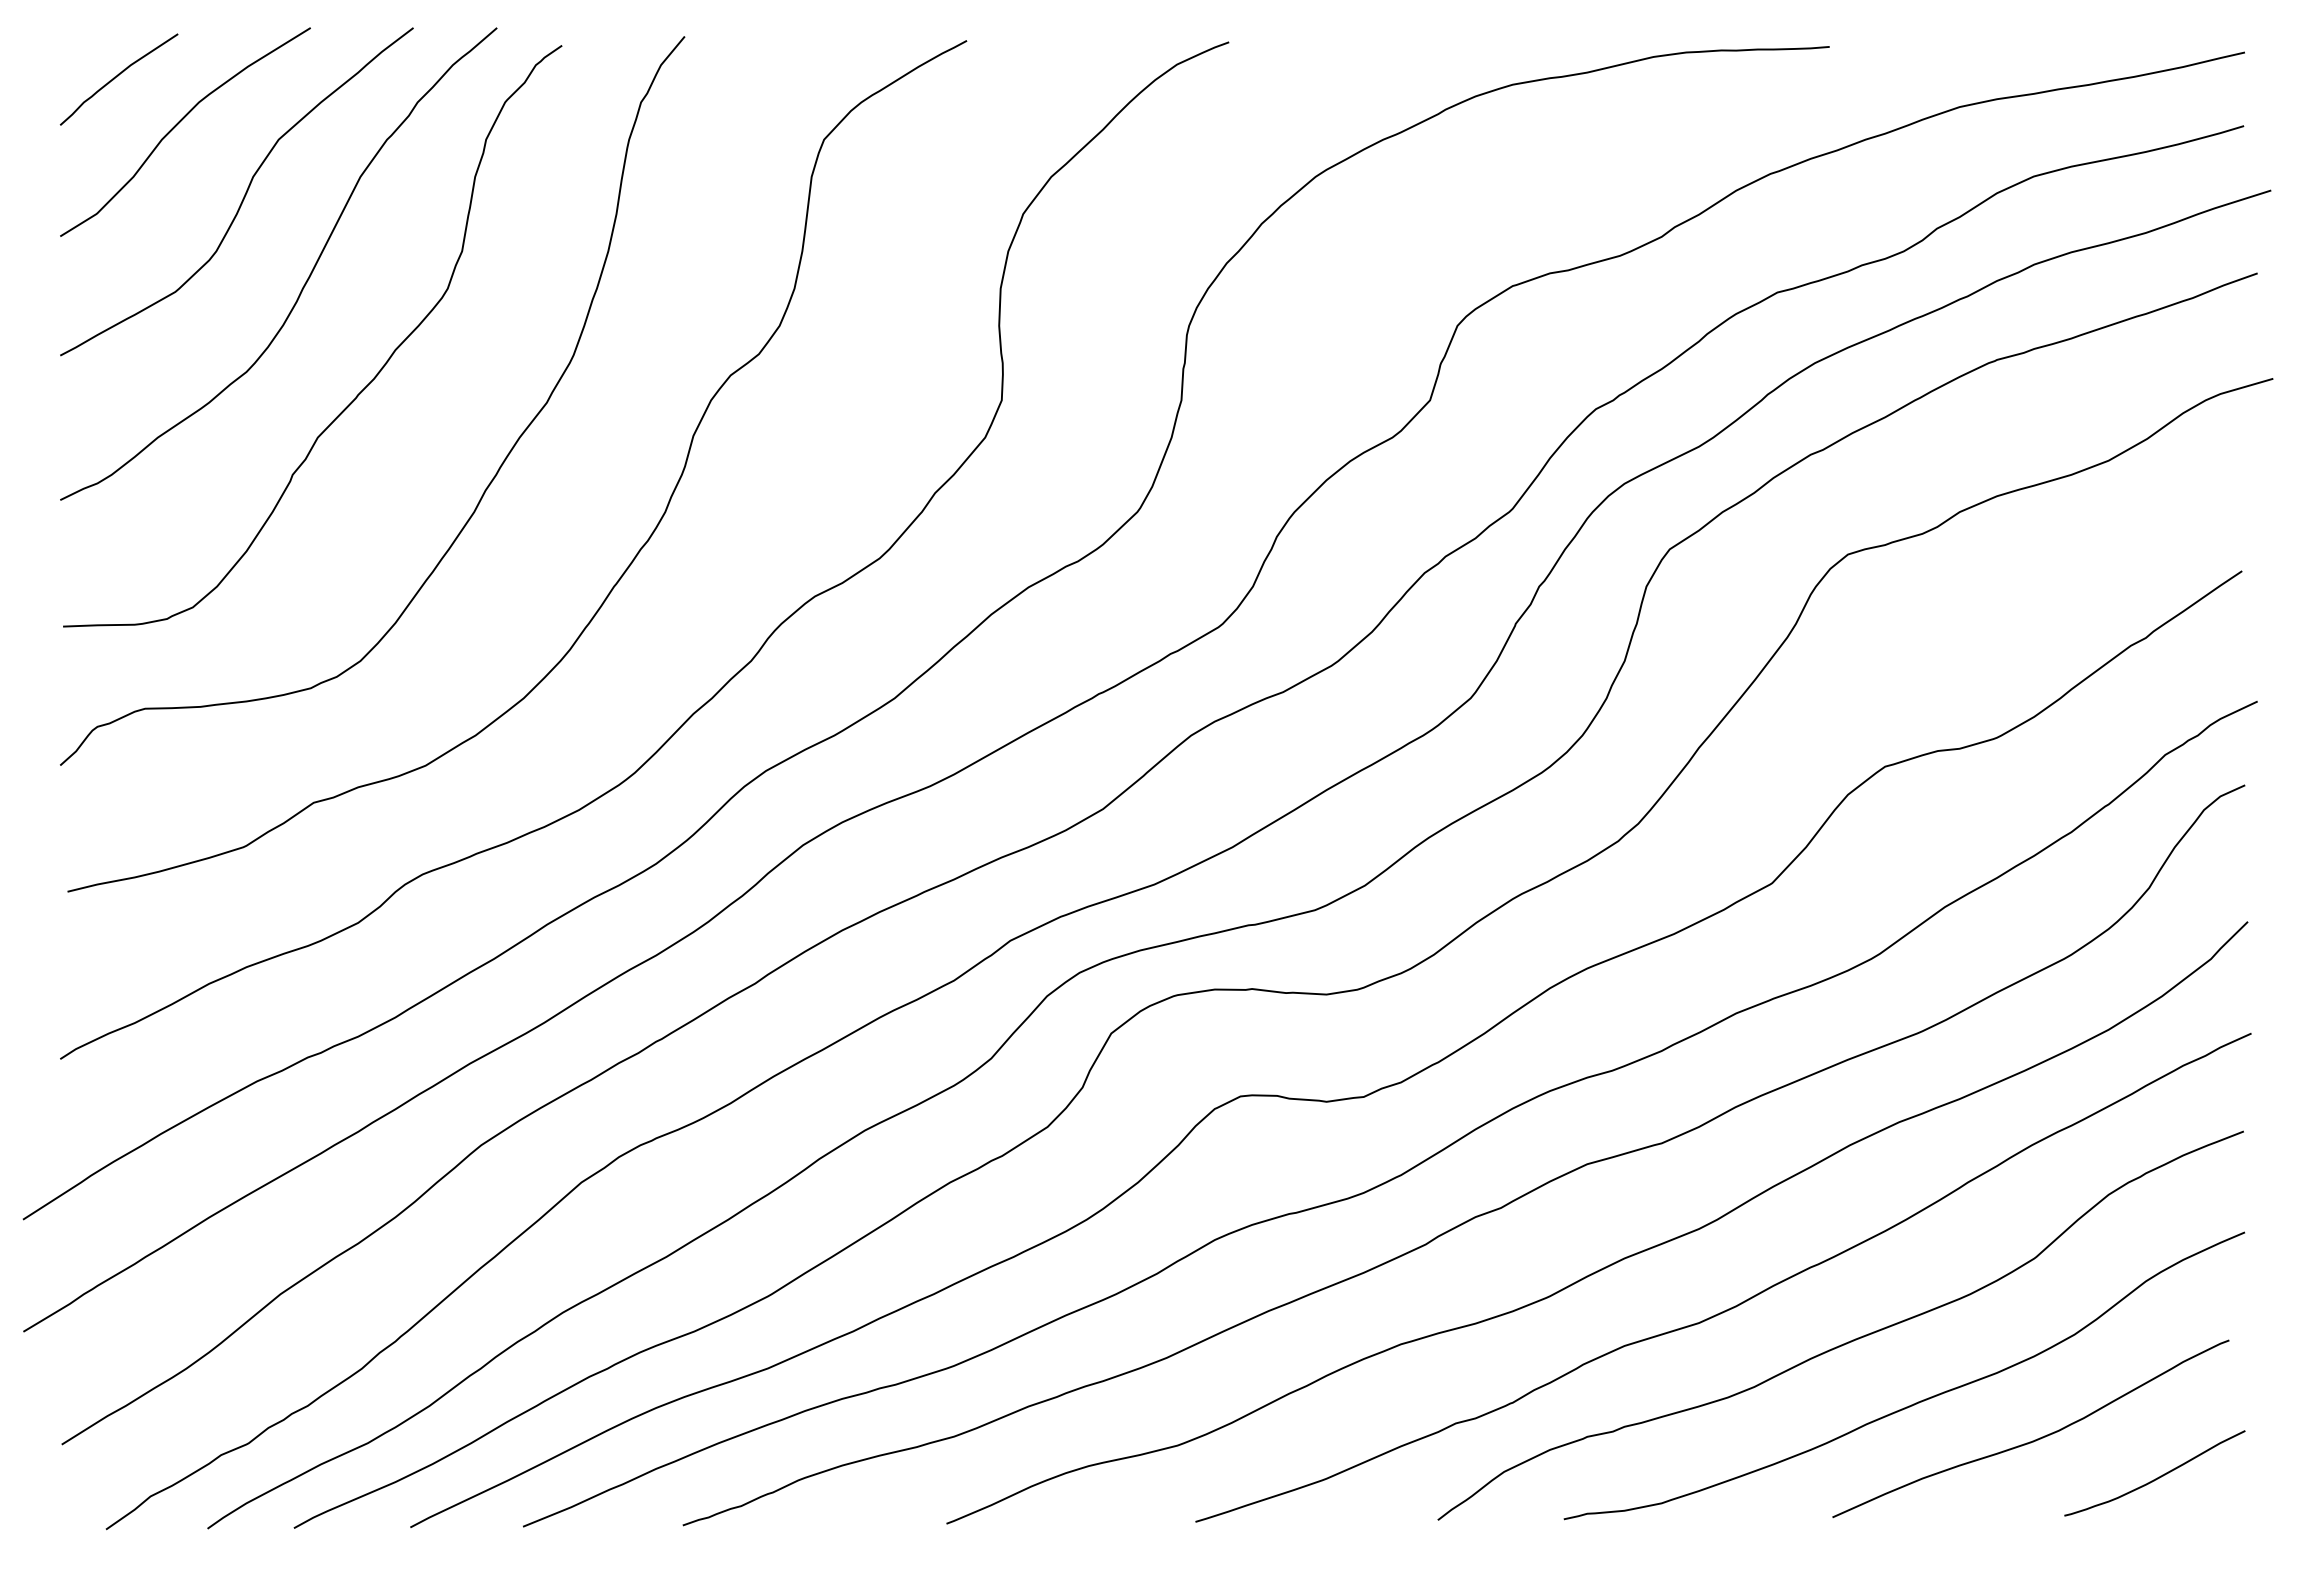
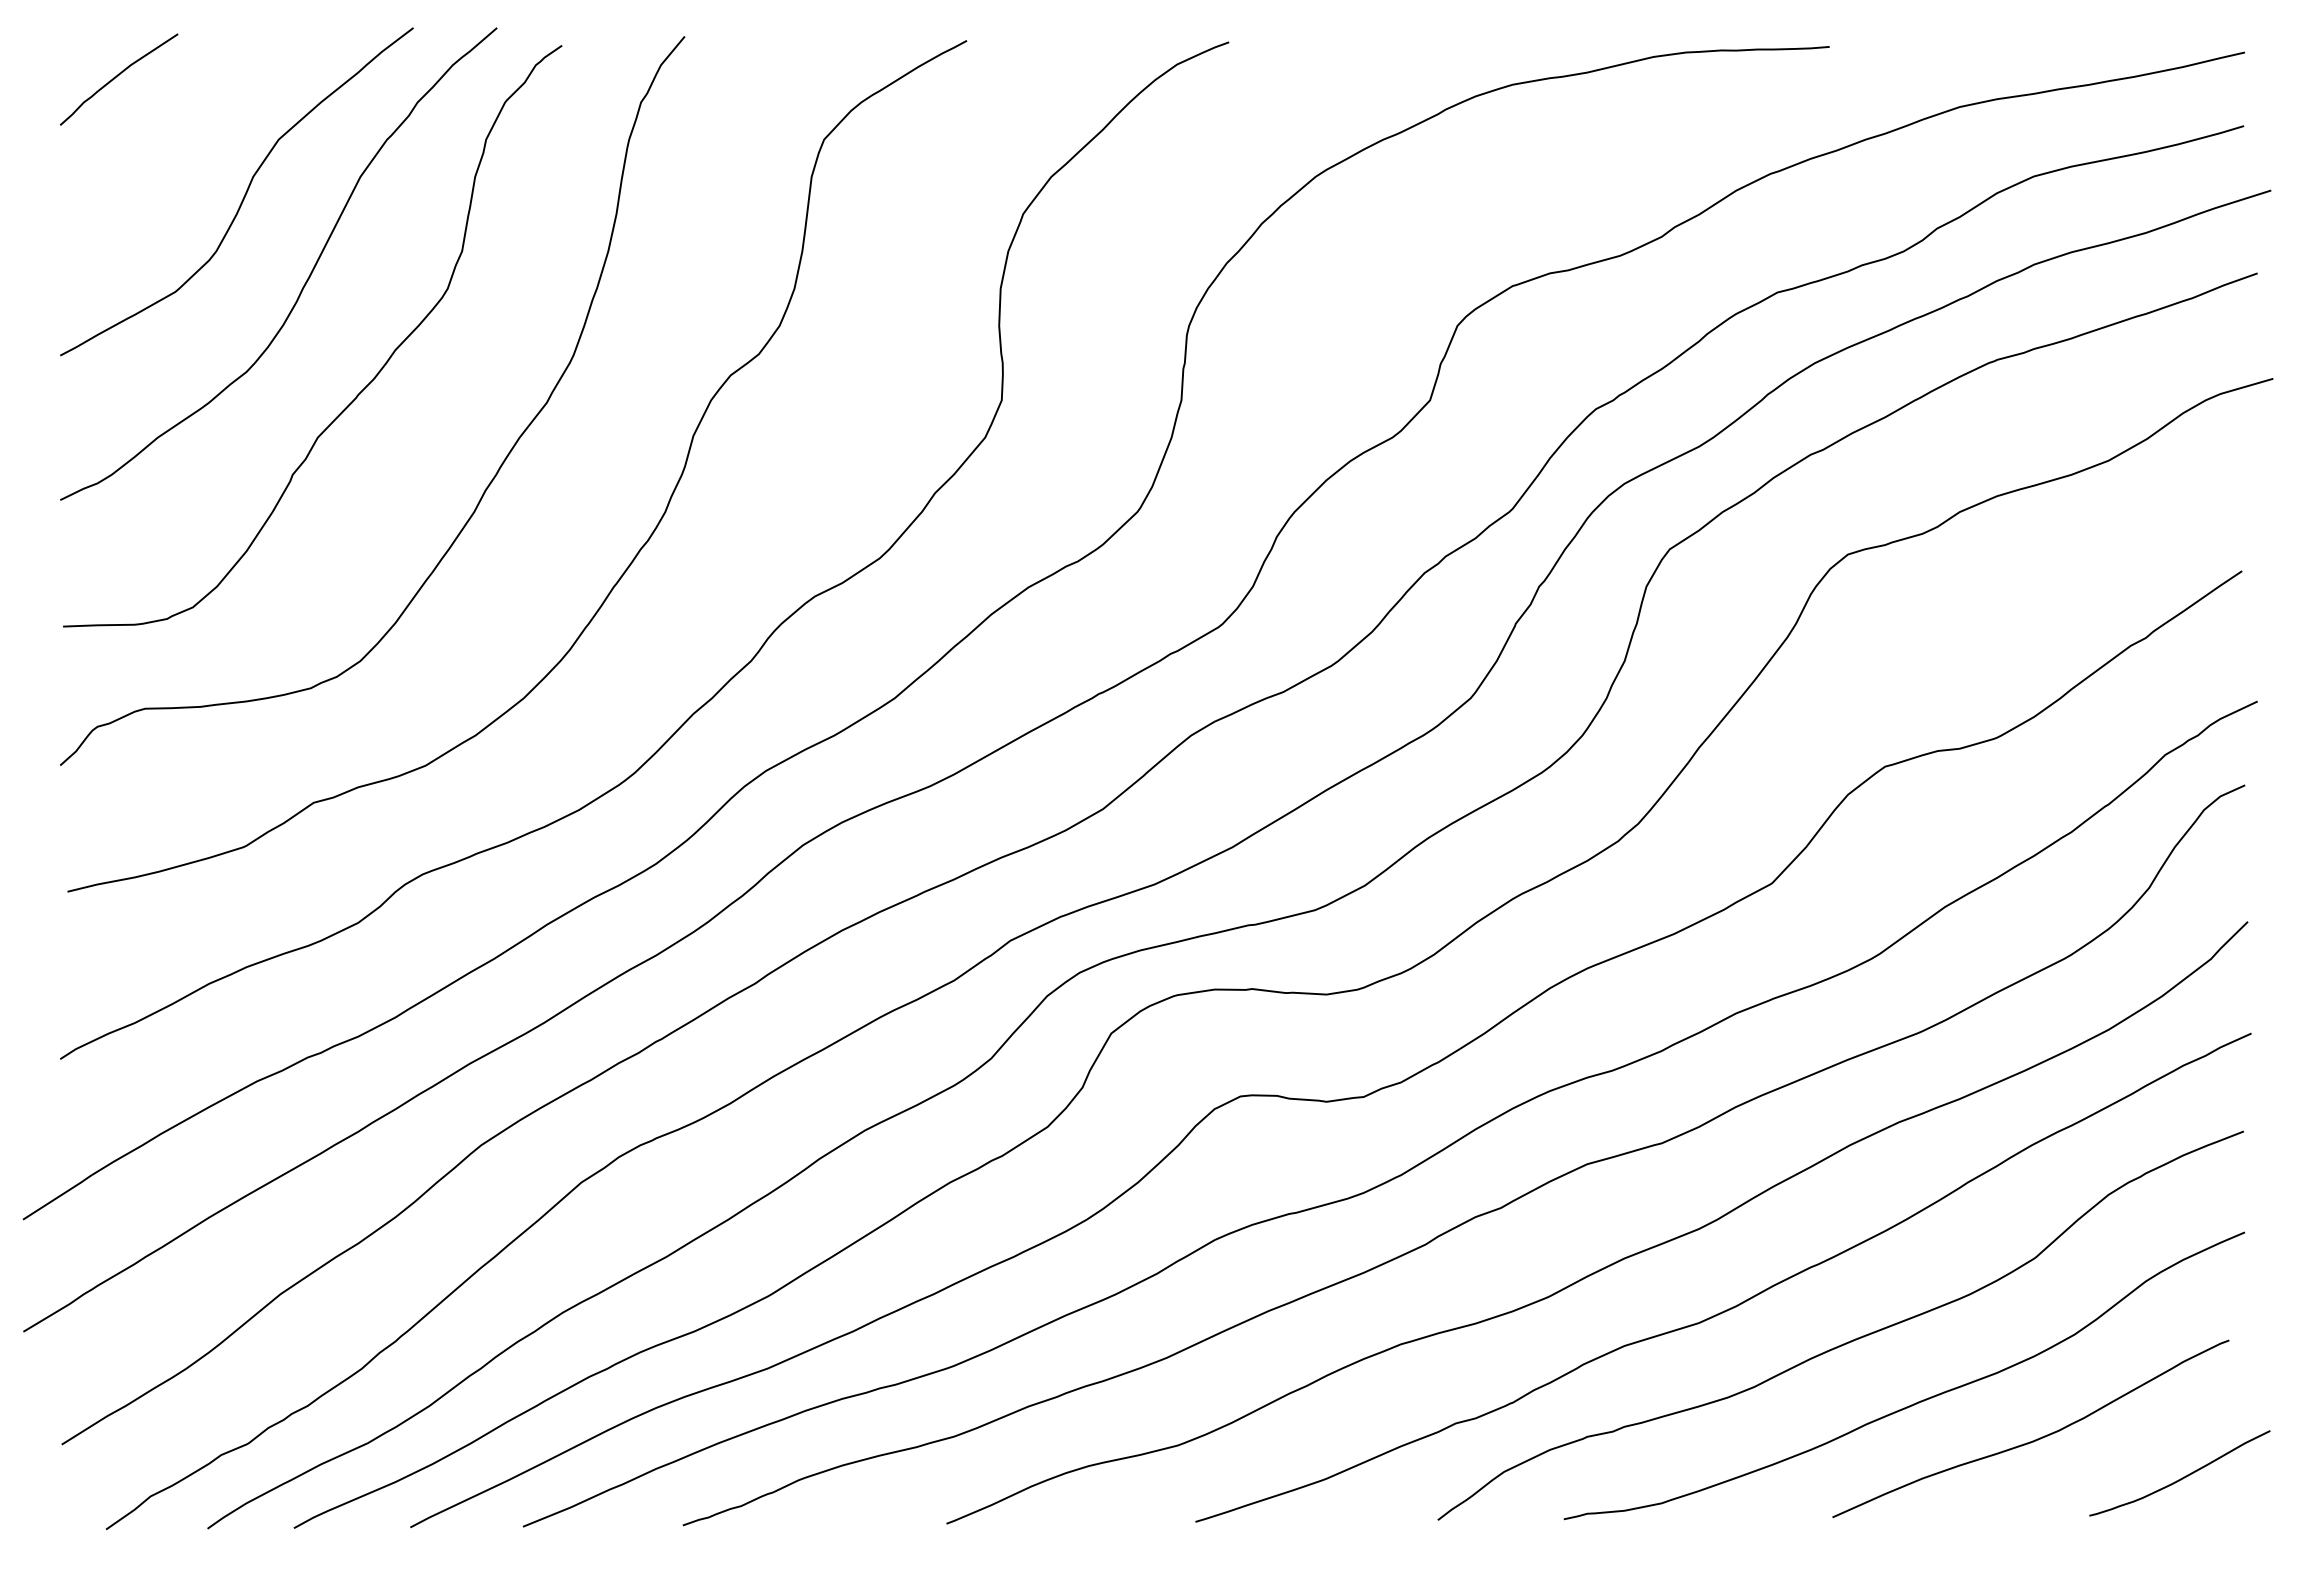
curve: present -> none (178, 124)
curve position: (2157, 1477) -> (2182, 1477) (2182, 1477)
